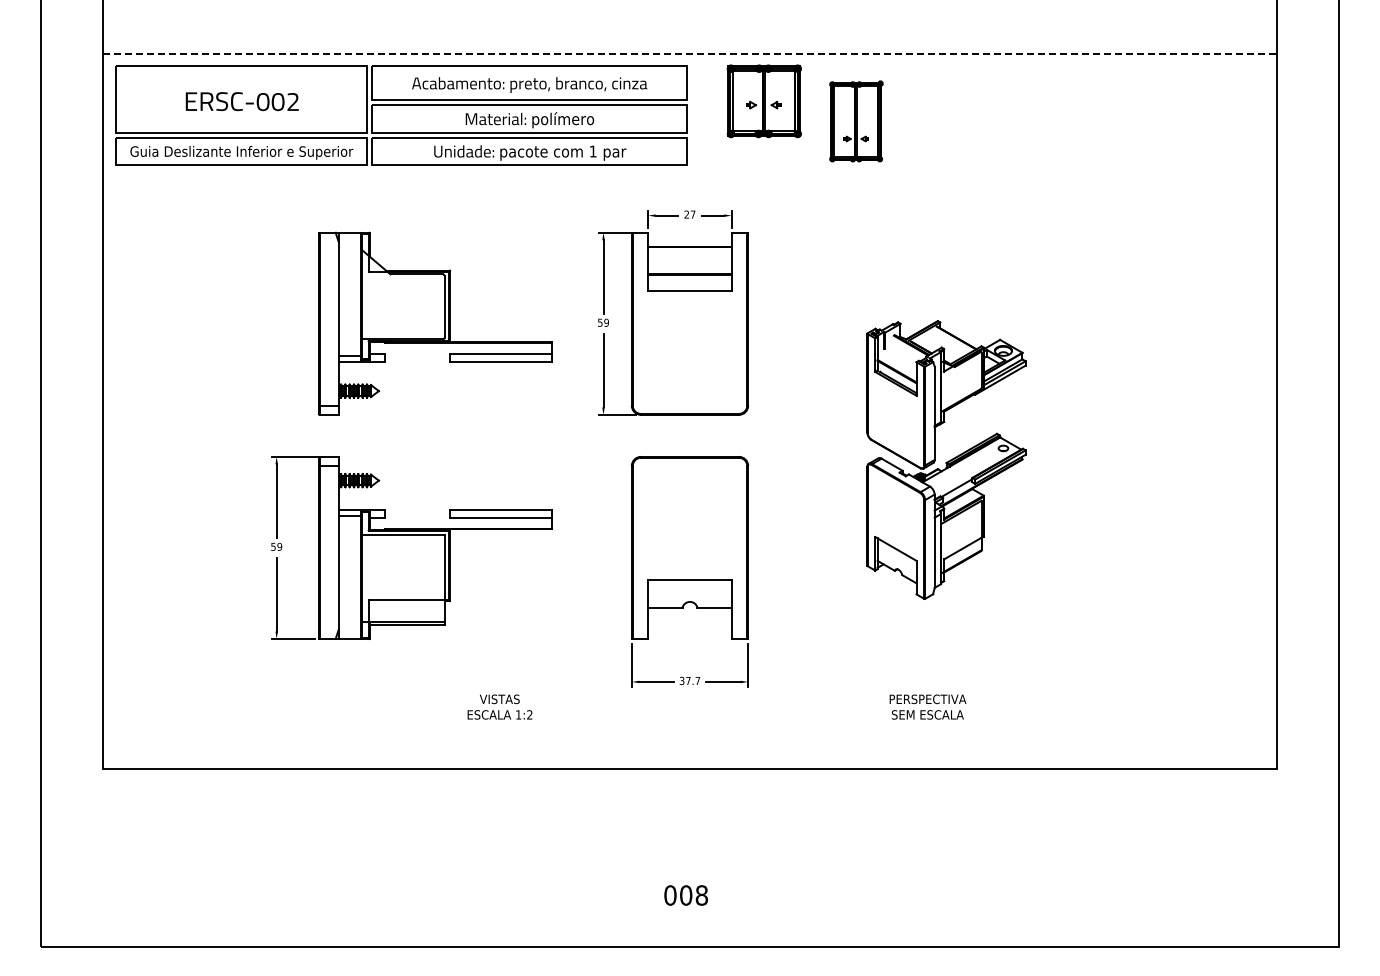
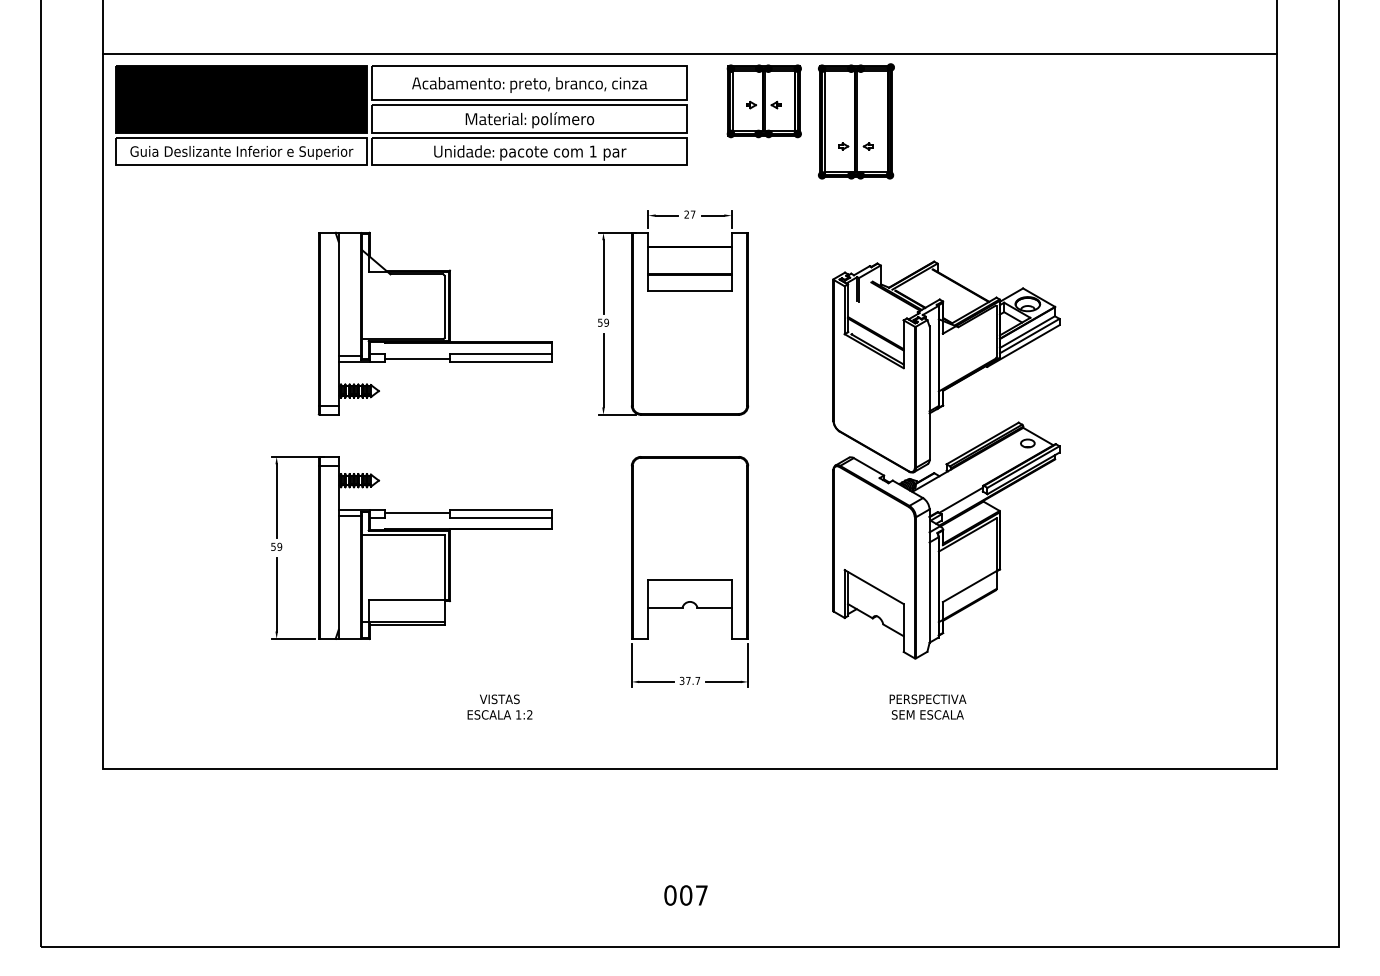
line: dashed -> solid (689, 54)
fill: none -> present (241, 99)
part size: 55x83 px -> 77x117 px (856, 121)
line: none -> present (417, 358)
part size: 161x280 px -> 229x400 px (946, 459)
line: none -> present (417, 513)
text: 008 -> 007 (701, 895)
